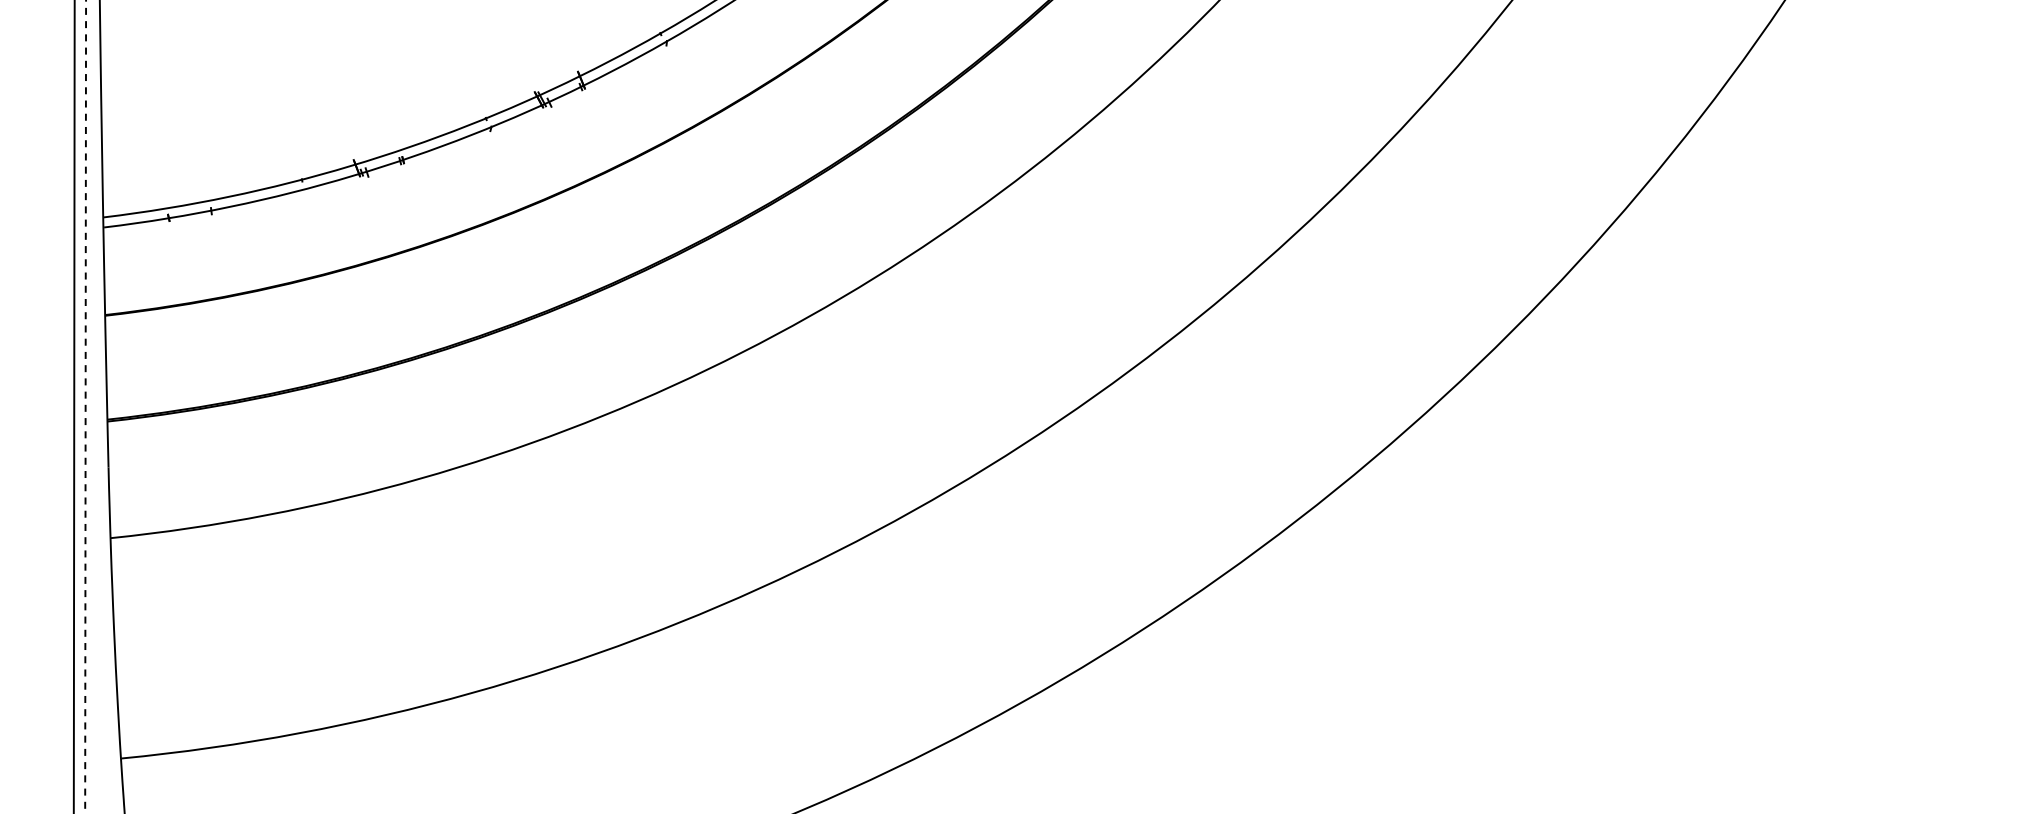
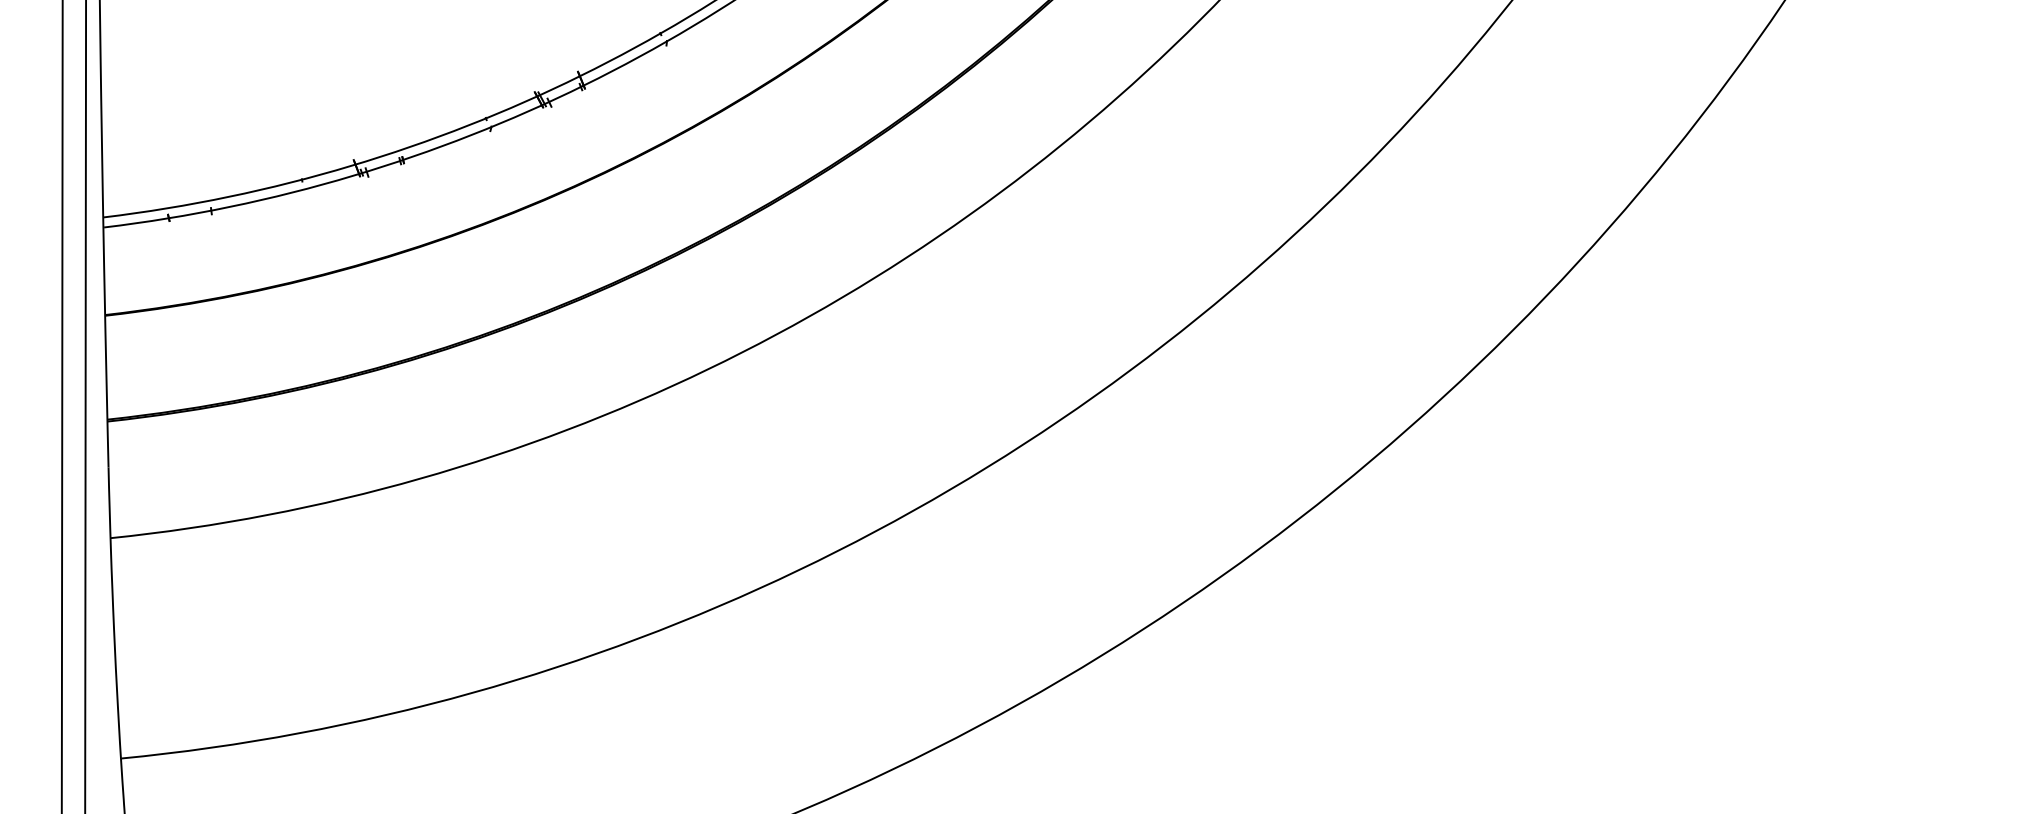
line position: (73, 406) -> (61, 406) (61, 406)
line: dashed -> solid (85, 407)
